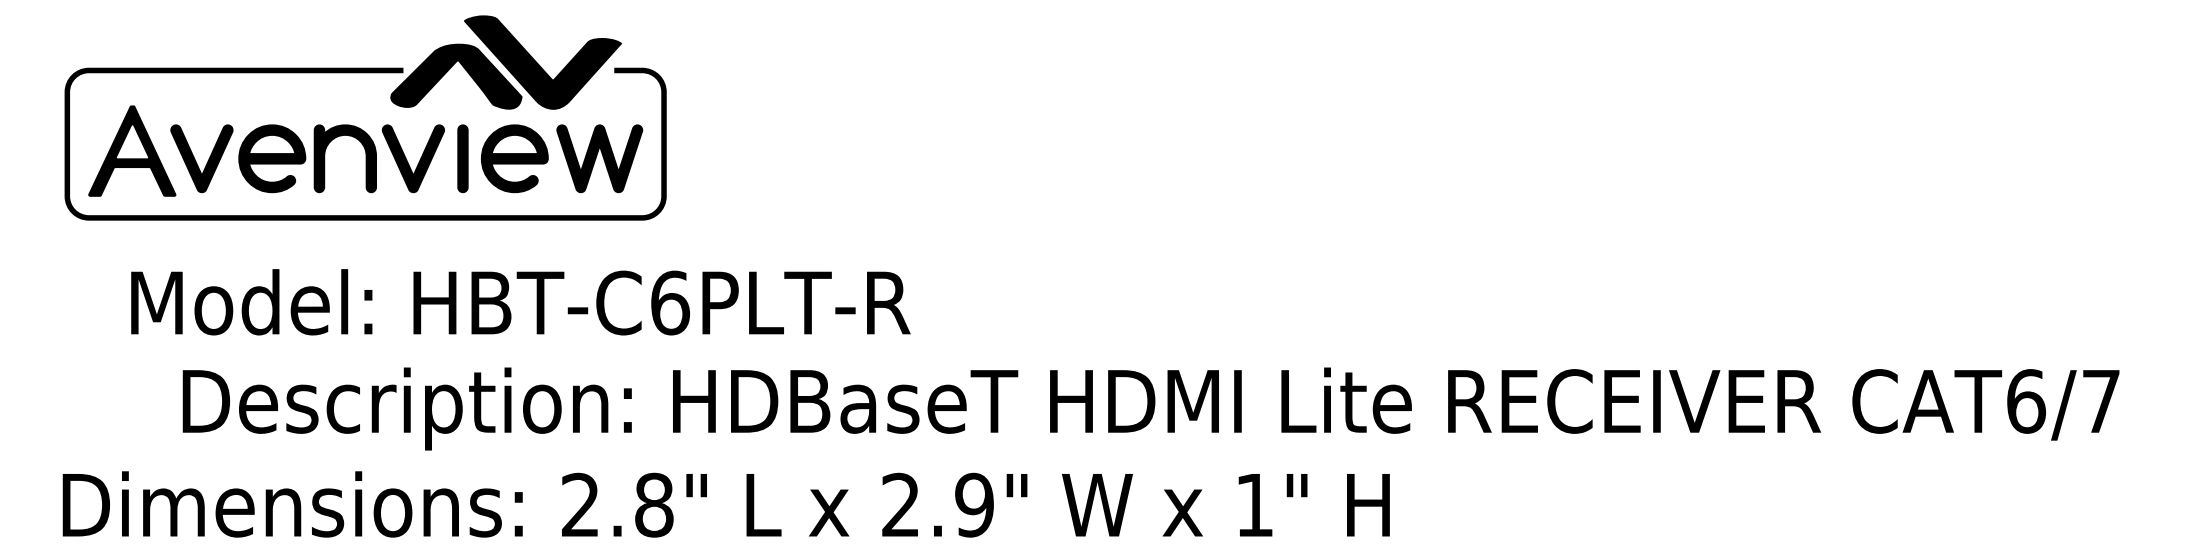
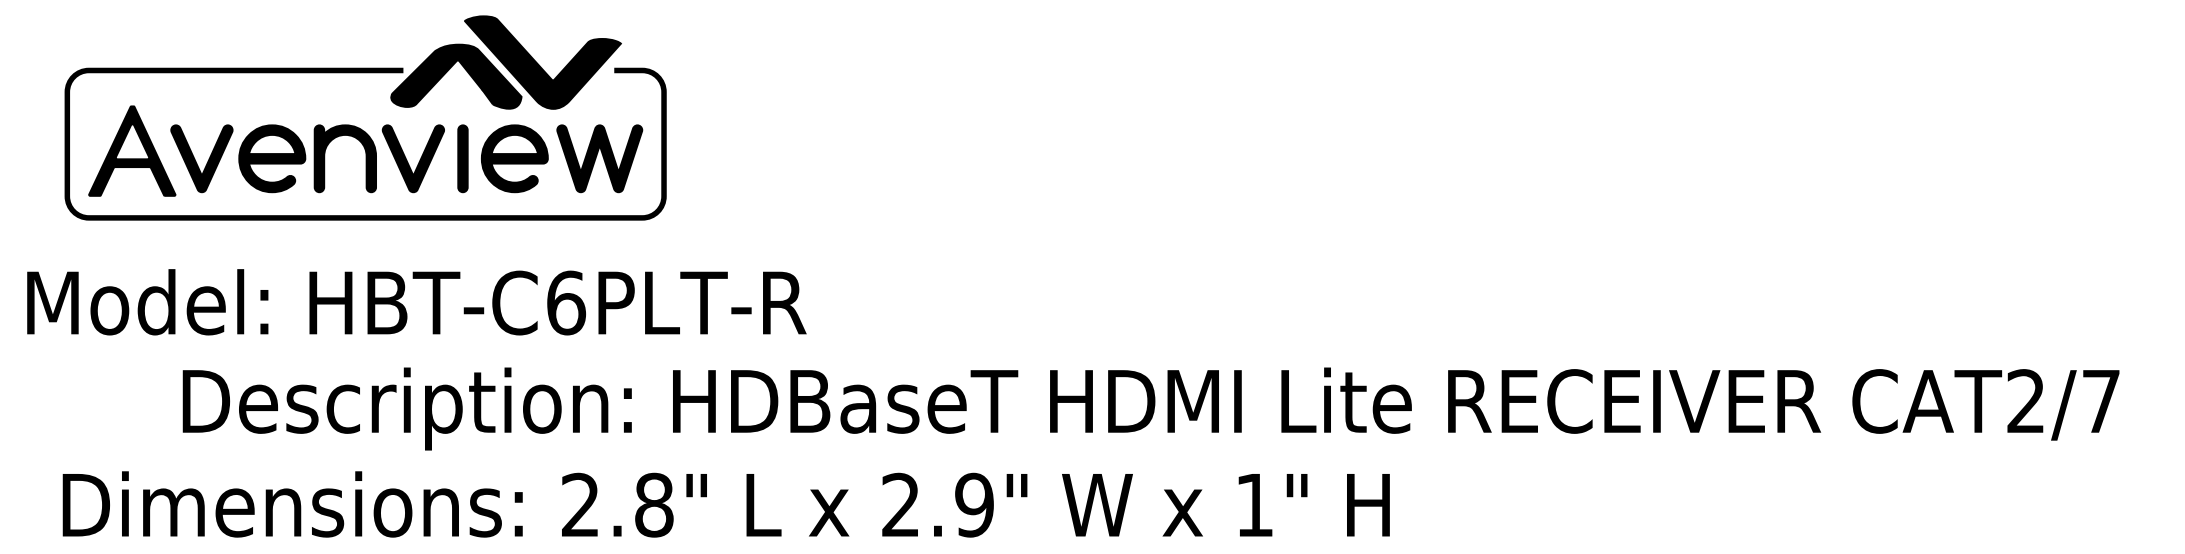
text position: (520, 302) -> (416, 302) (416, 302)
text: CAT6/7 -> CAT2/7 (2026, 401)
